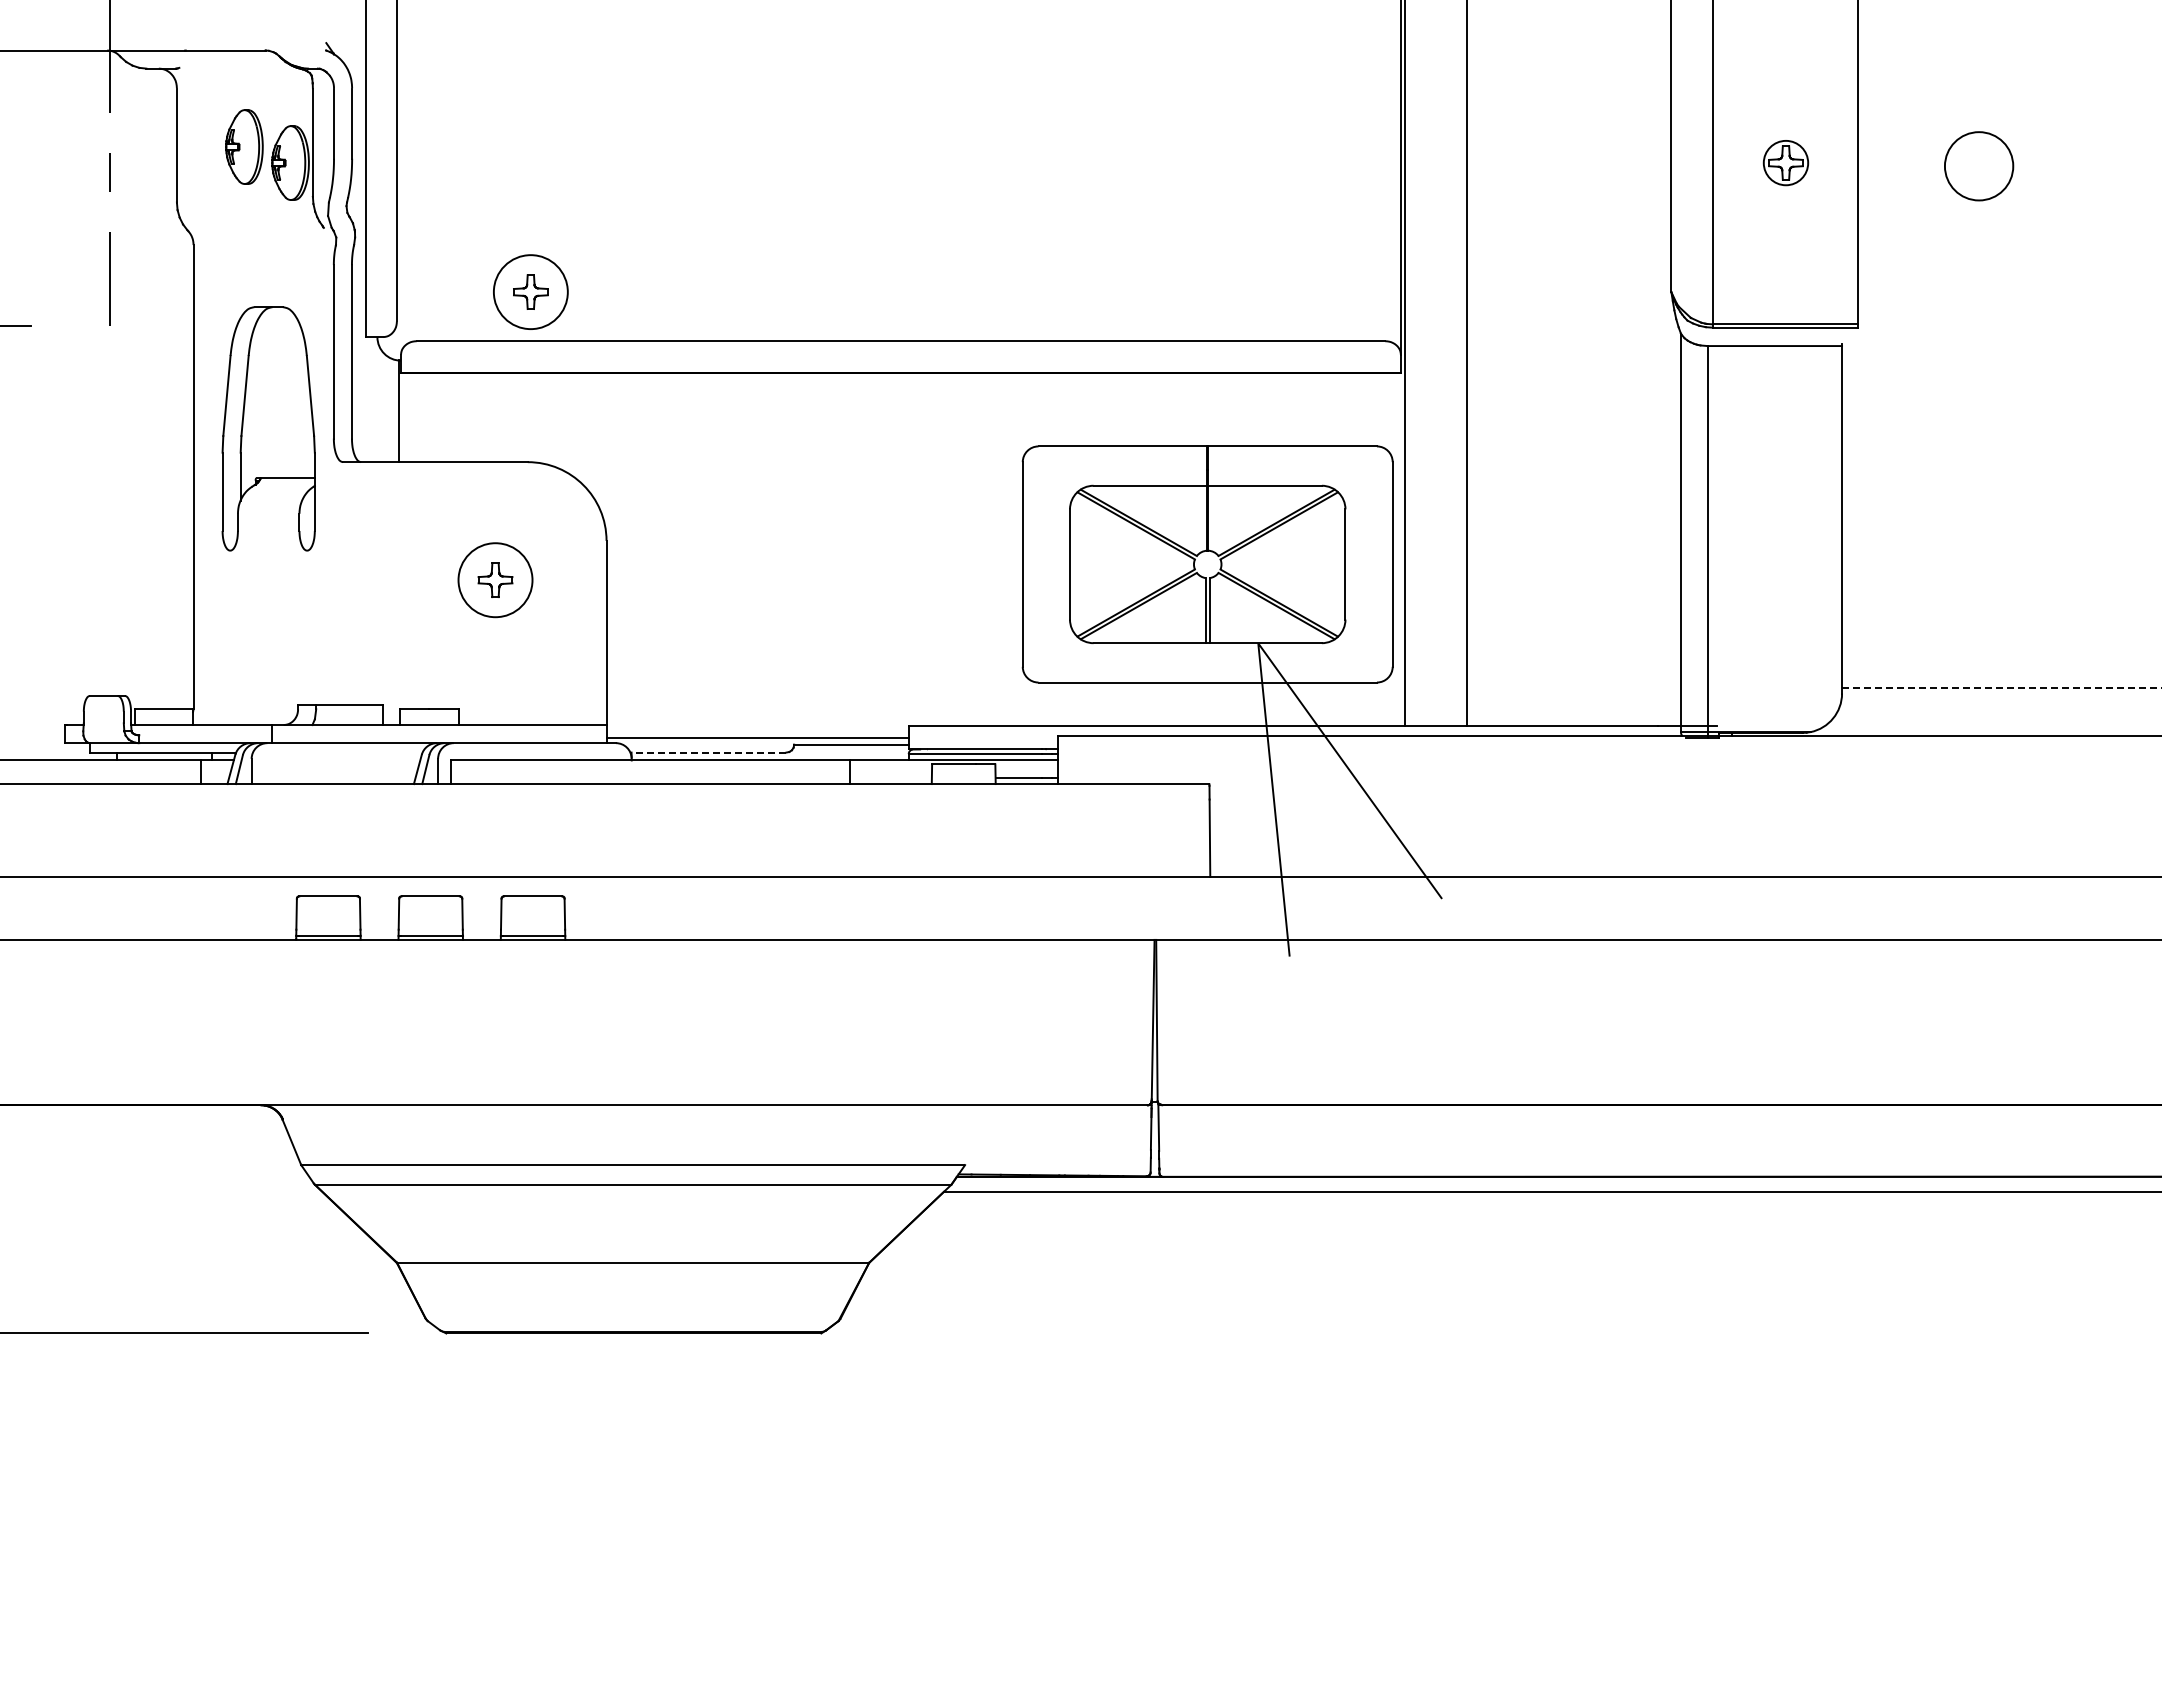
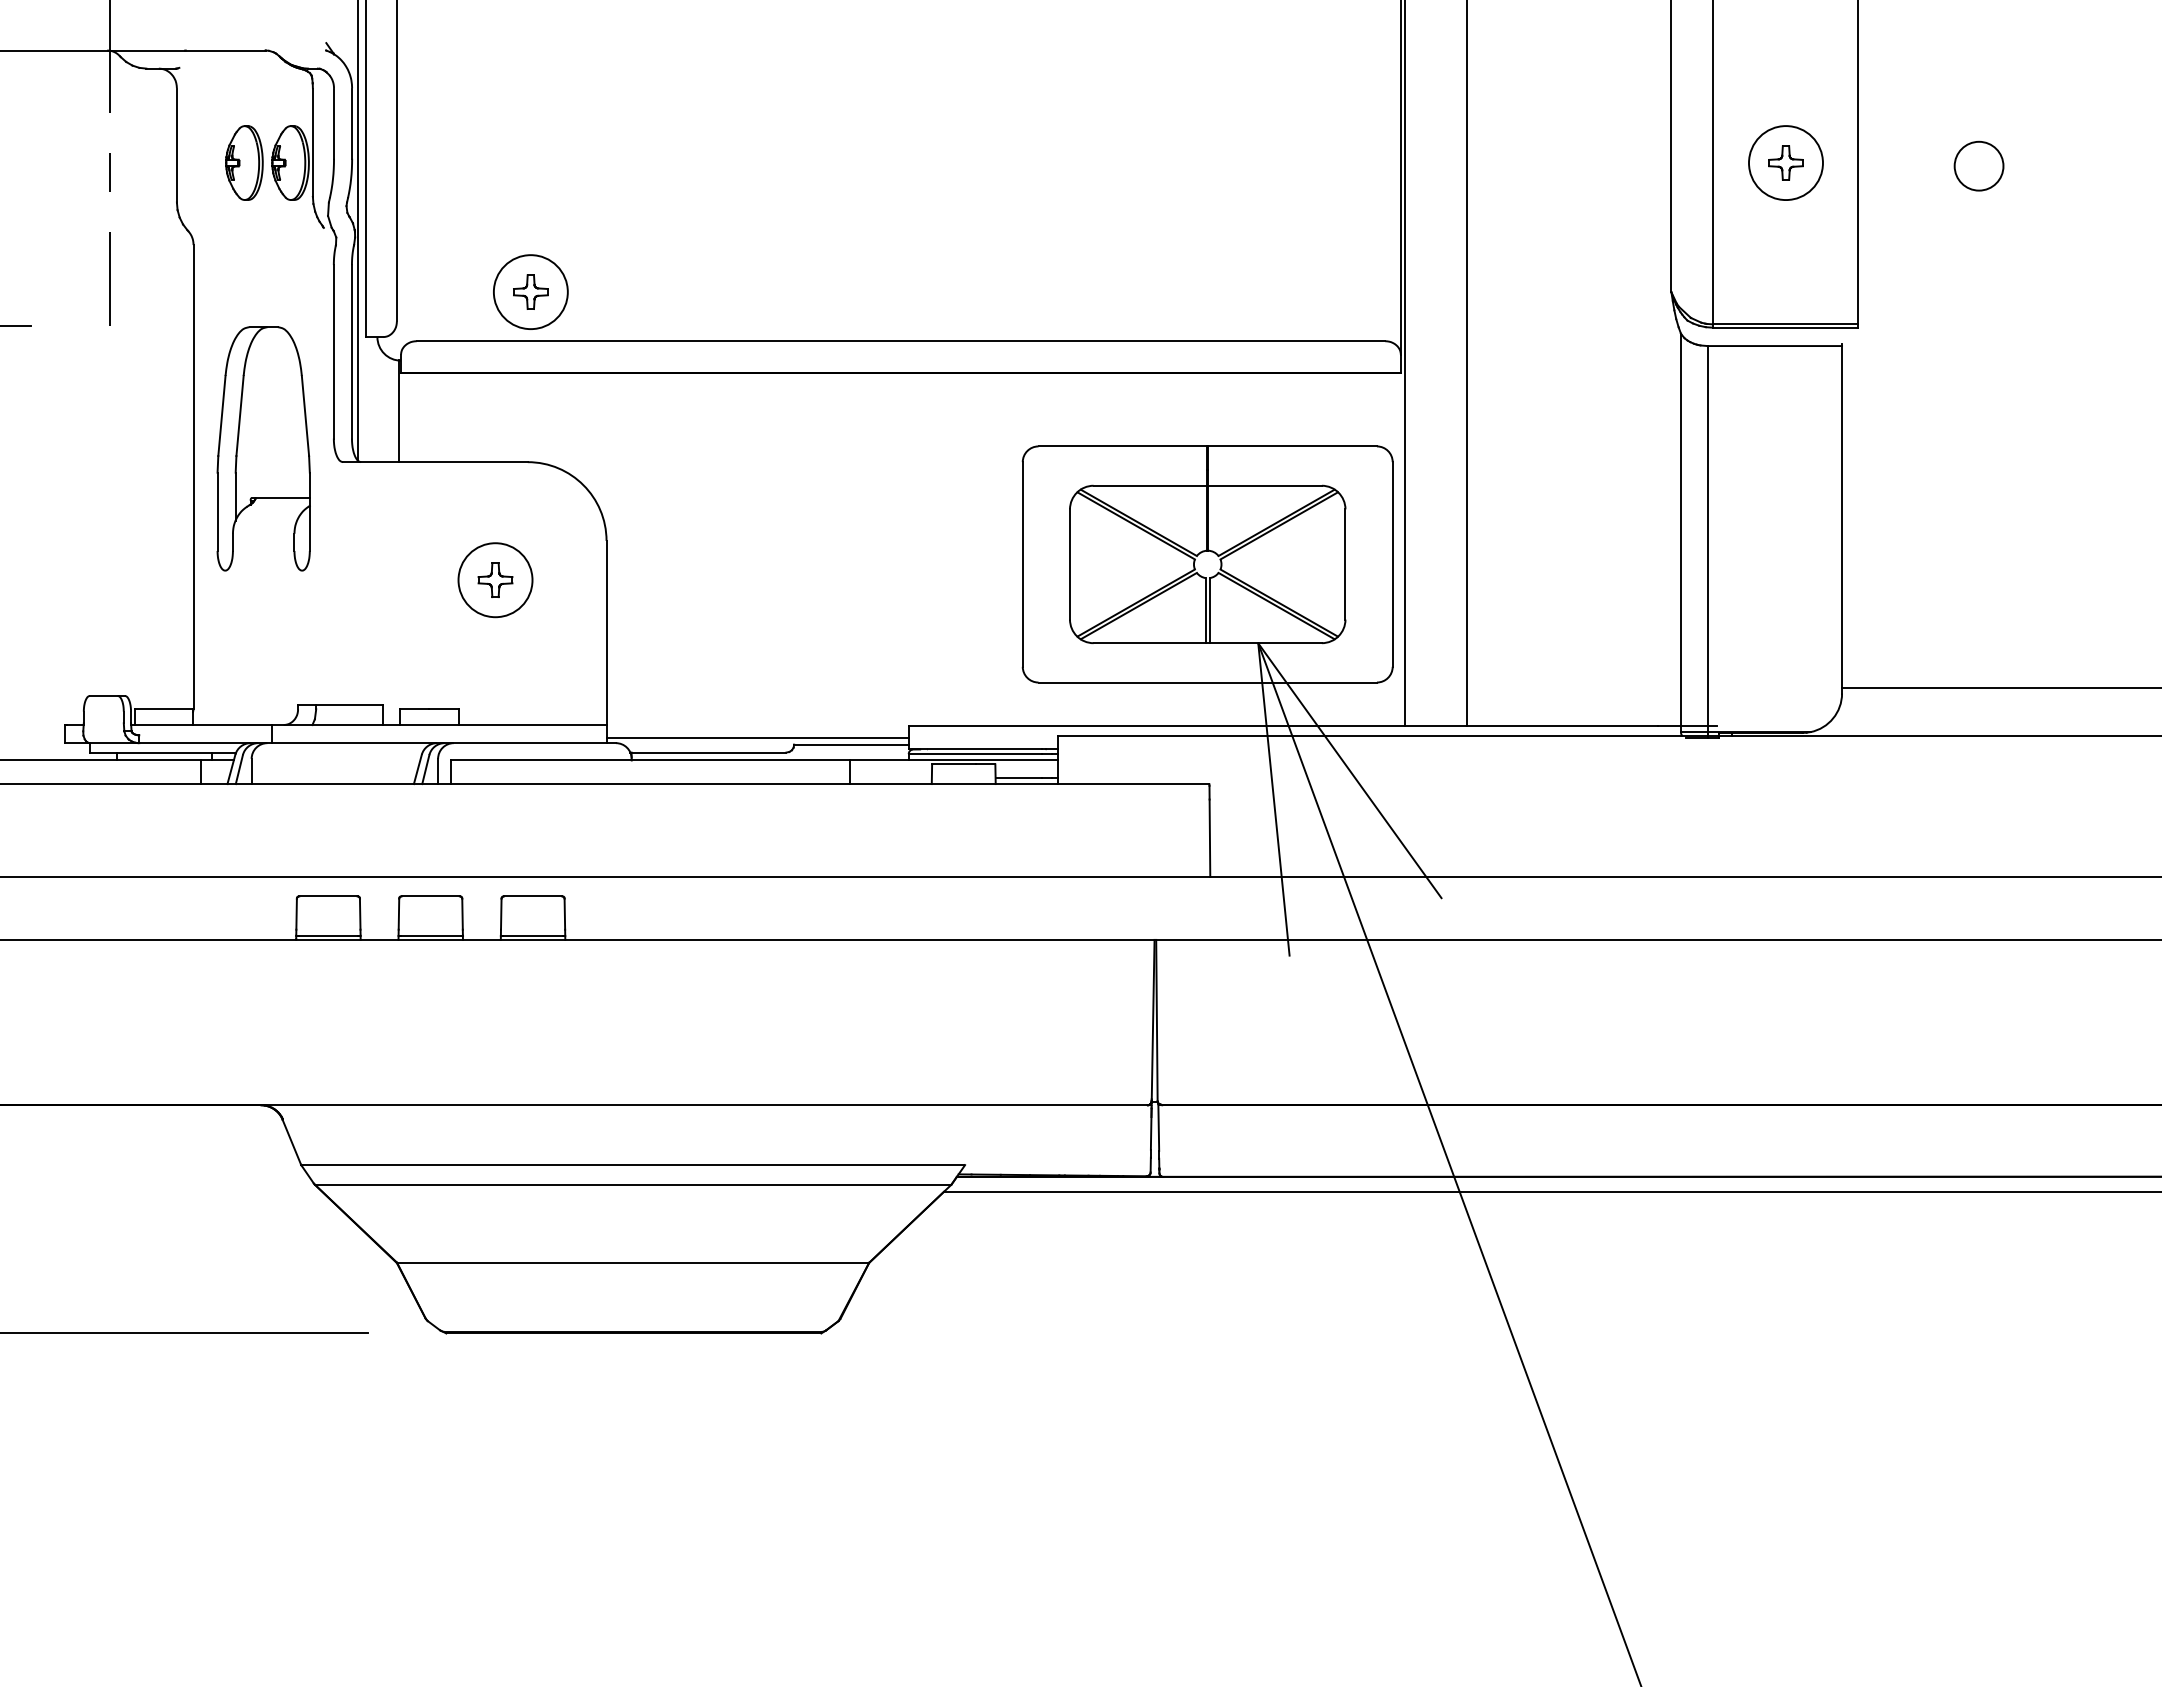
part position: (244, 146) -> (244, 162) (244, 162)
circle diameter: 44 px -> 74 px (1785, 163)
circle size: 71x71 px -> 52x52 px (1978, 165)
line: none -> present (358, 231)
part position: (268, 428) -> (263, 448) (263, 448)
line: dashed -> solid (2002, 688)
line: dashed -> solid (708, 752)
line: none -> present (1449, 1163)
